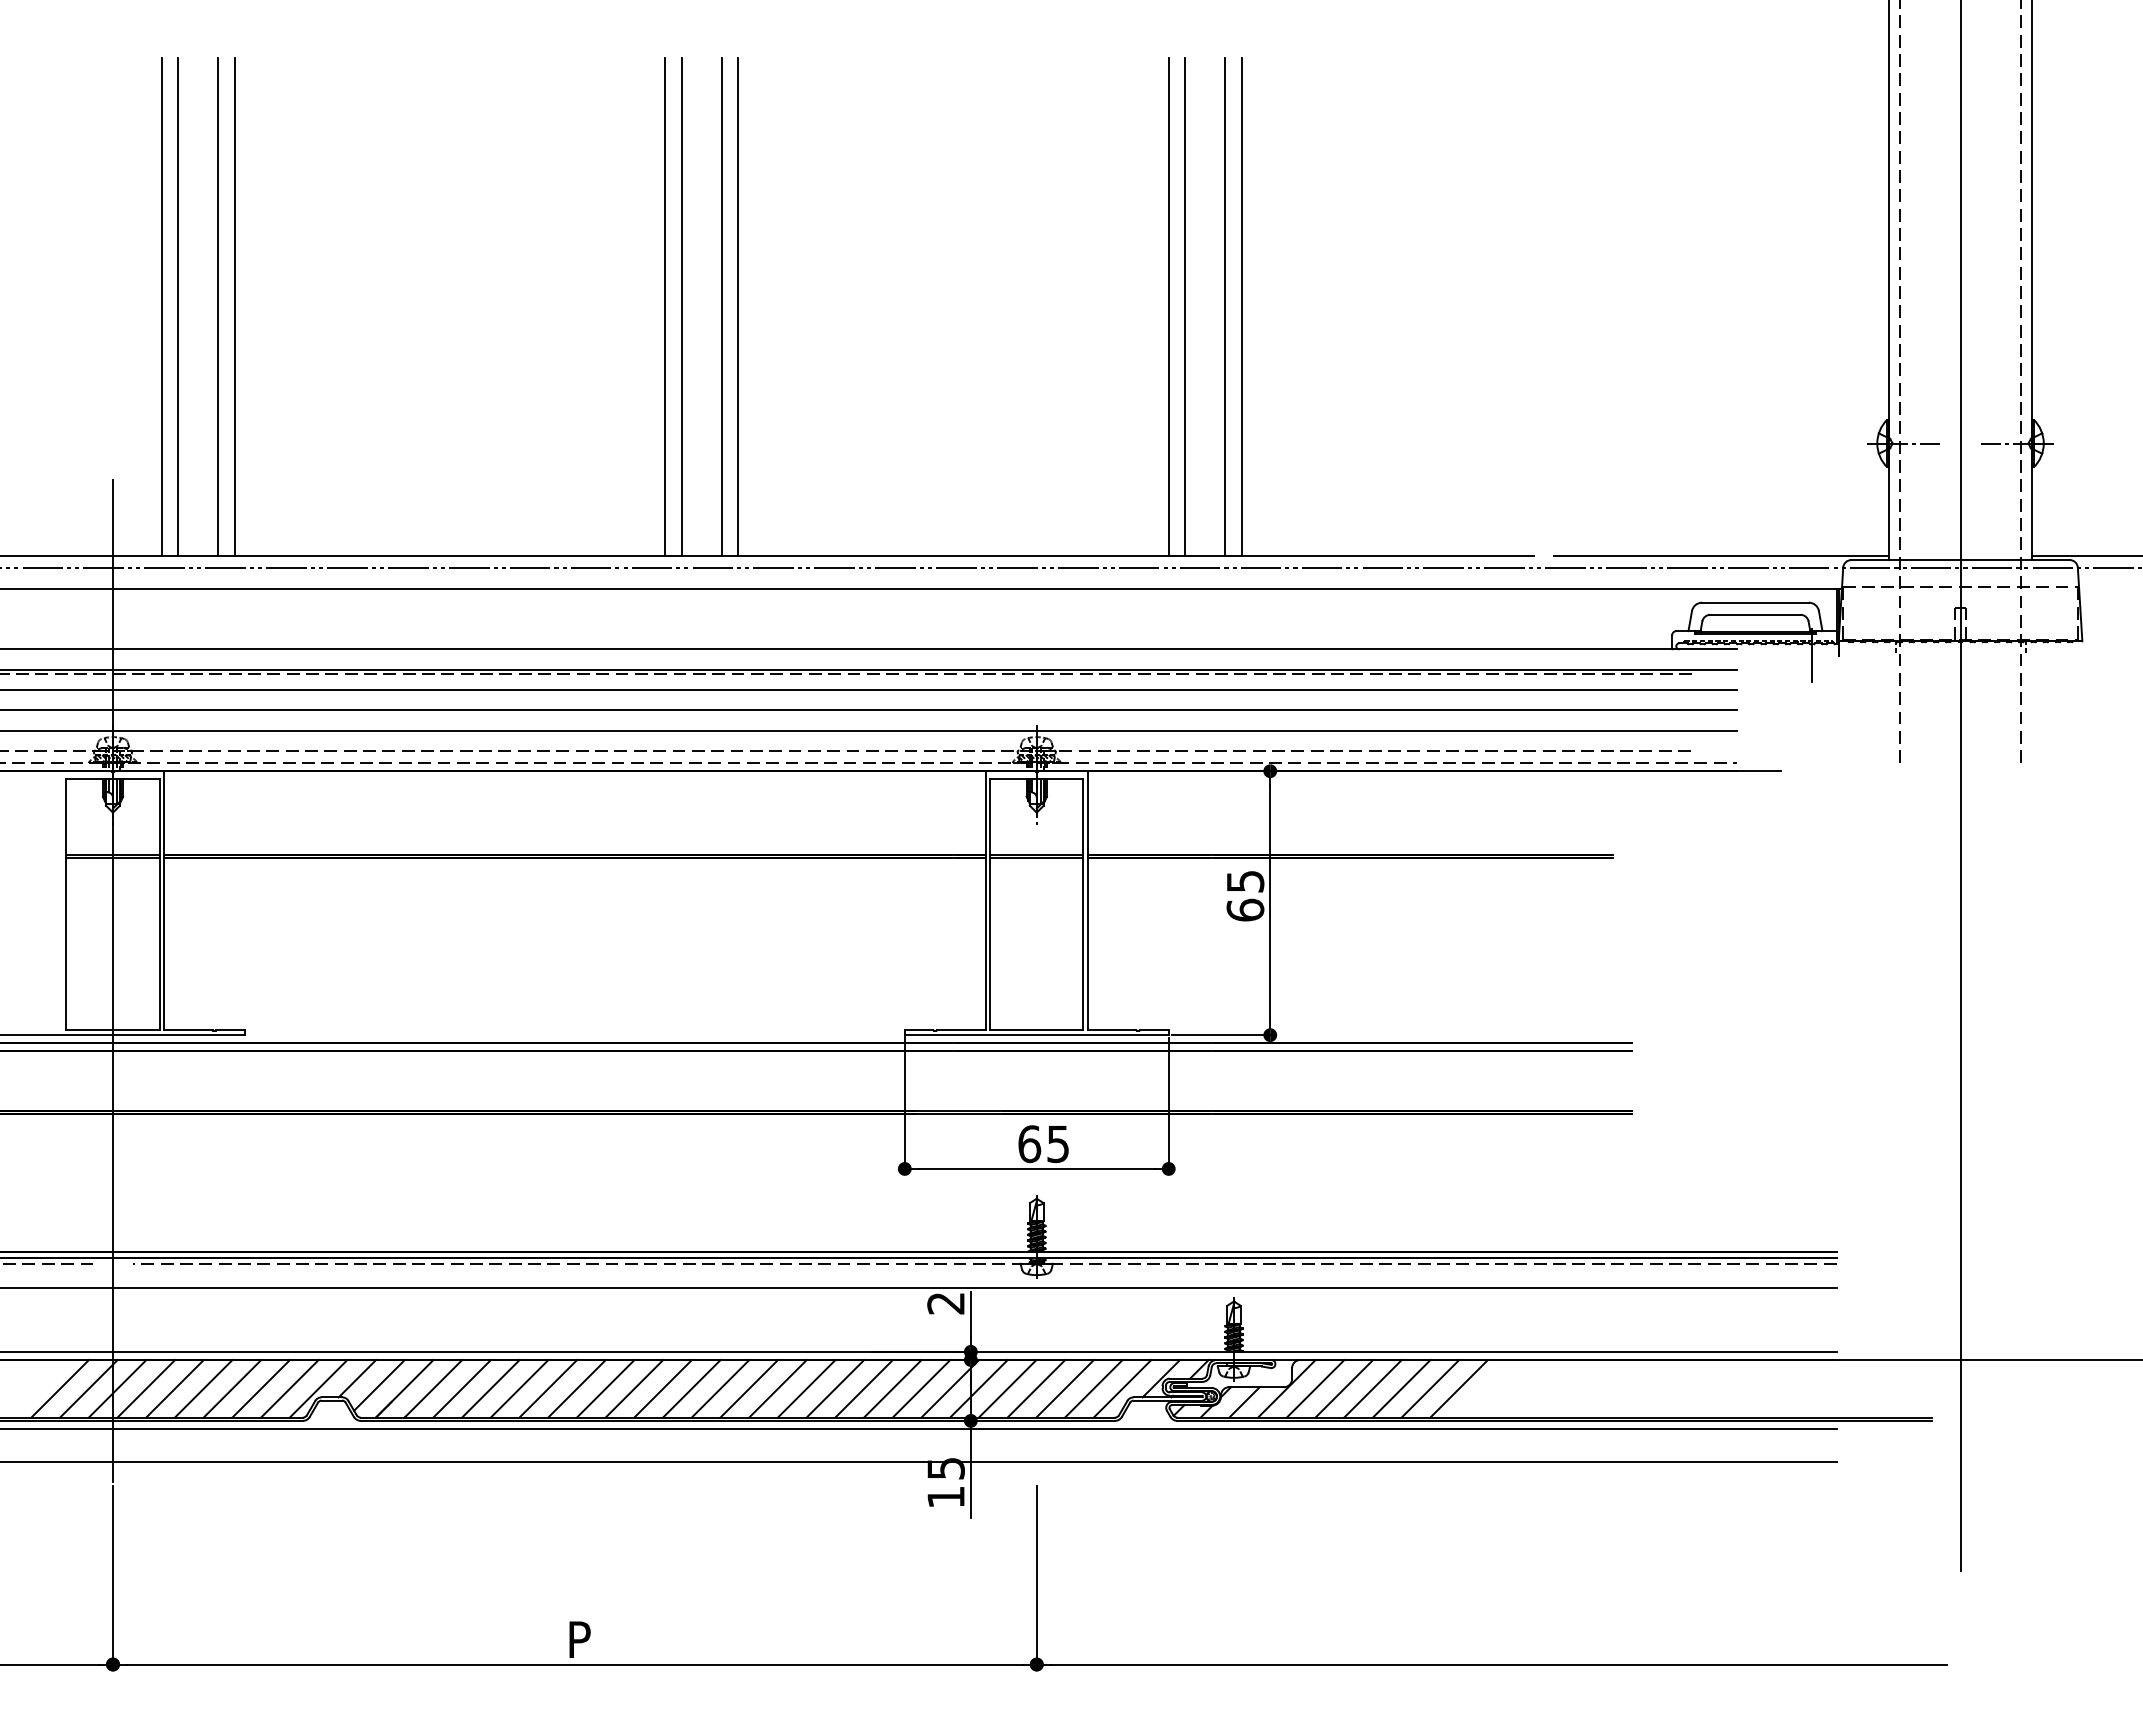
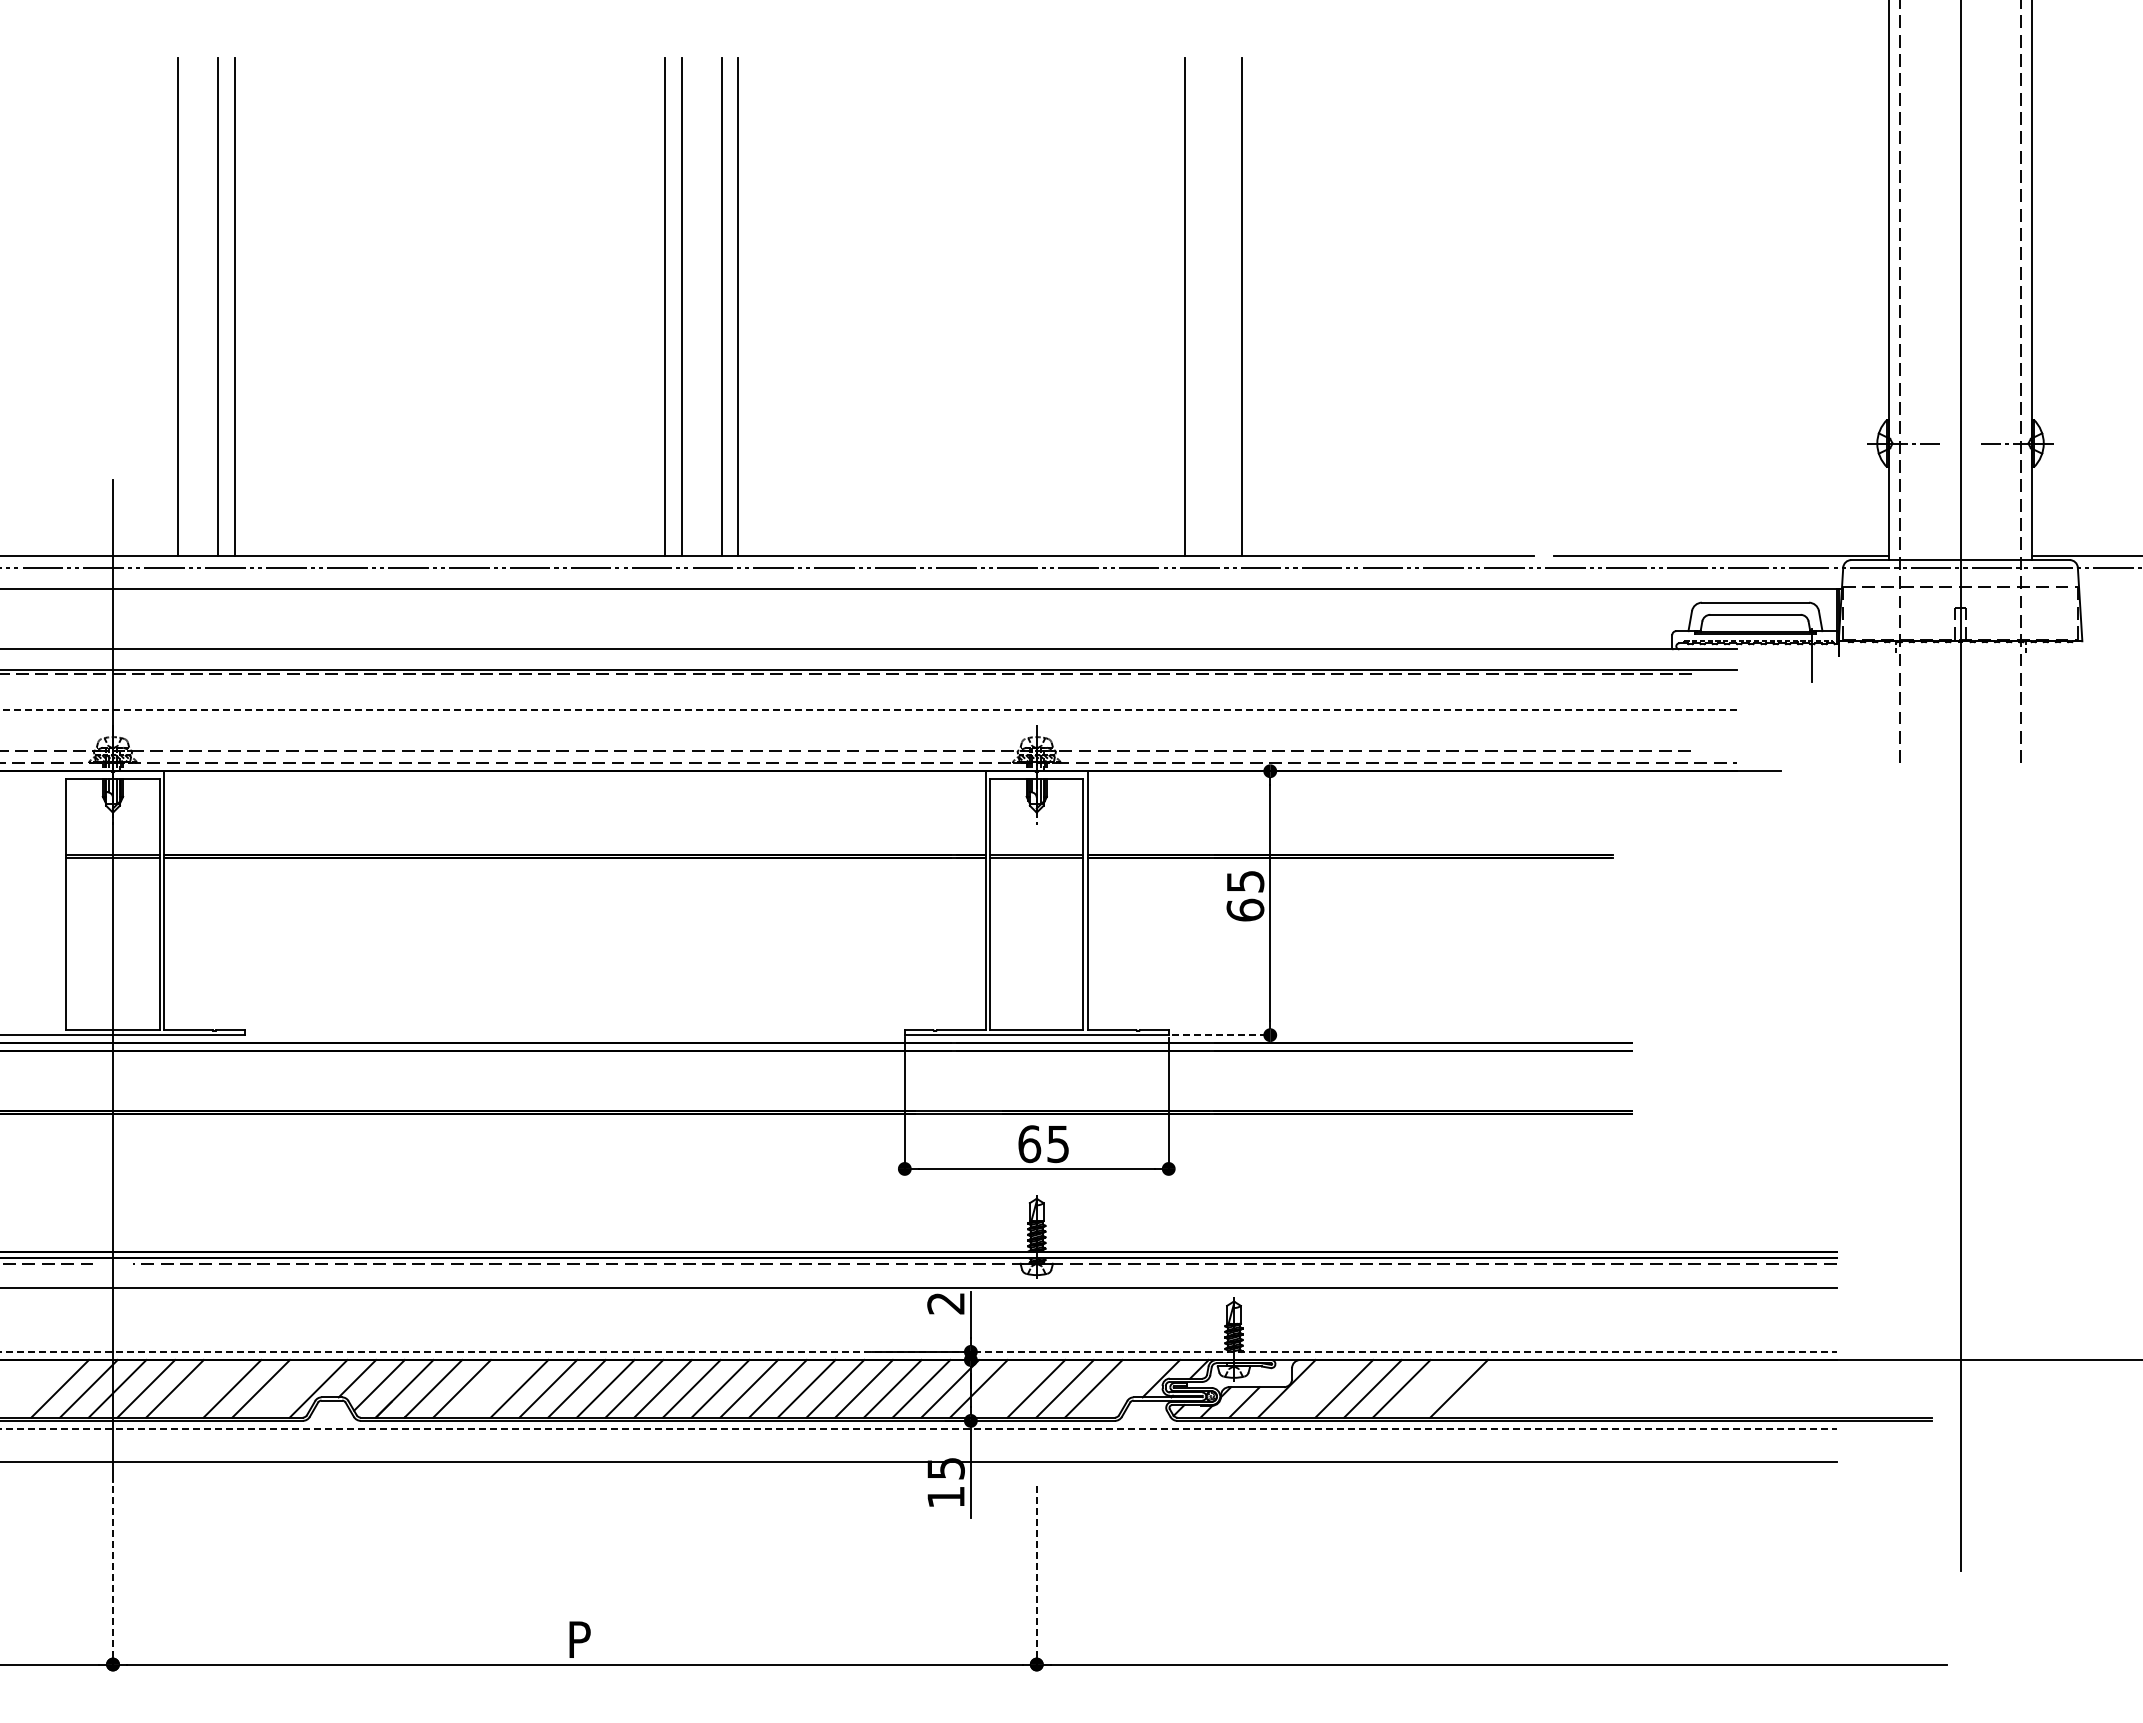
line: present -> none (161, 306)
line: present -> none (1168, 306)
line: present -> none (1225, 306)
line: present -> none (869, 690)
line: solid -> dashed (868, 710)
line: present -> none (869, 730)
line: solid -> dashed (1223, 1035)
line: solid -> dashed (918, 1351)
line: present -> none (203, 1388)
line: present -> none (289, 1388)
line: present -> none (490, 1388)
line: present -> none (1007, 1388)
line: present -> none (1122, 1388)
line: present -> none (1315, 1388)
line: present -> none (1430, 1388)
line: solid -> dashed (918, 1429)
line: solid -> dashed (113, 1577)
line: solid -> dashed (1036, 1577)
